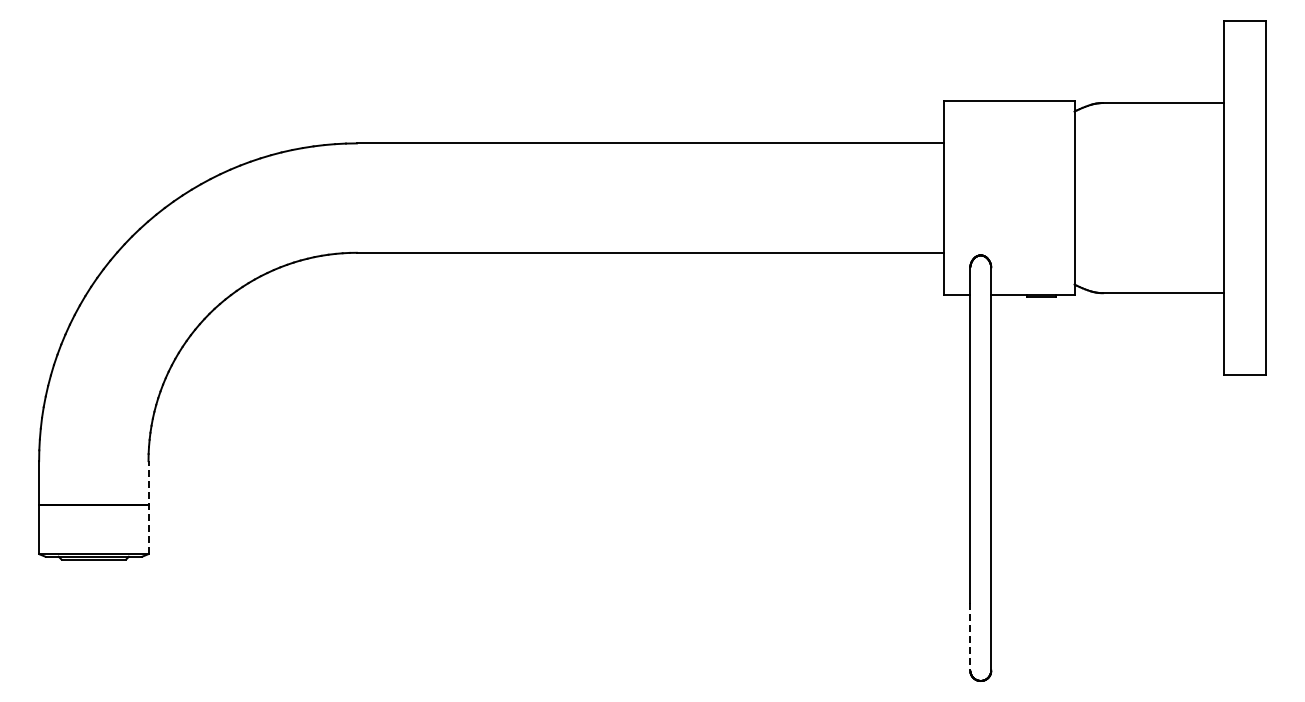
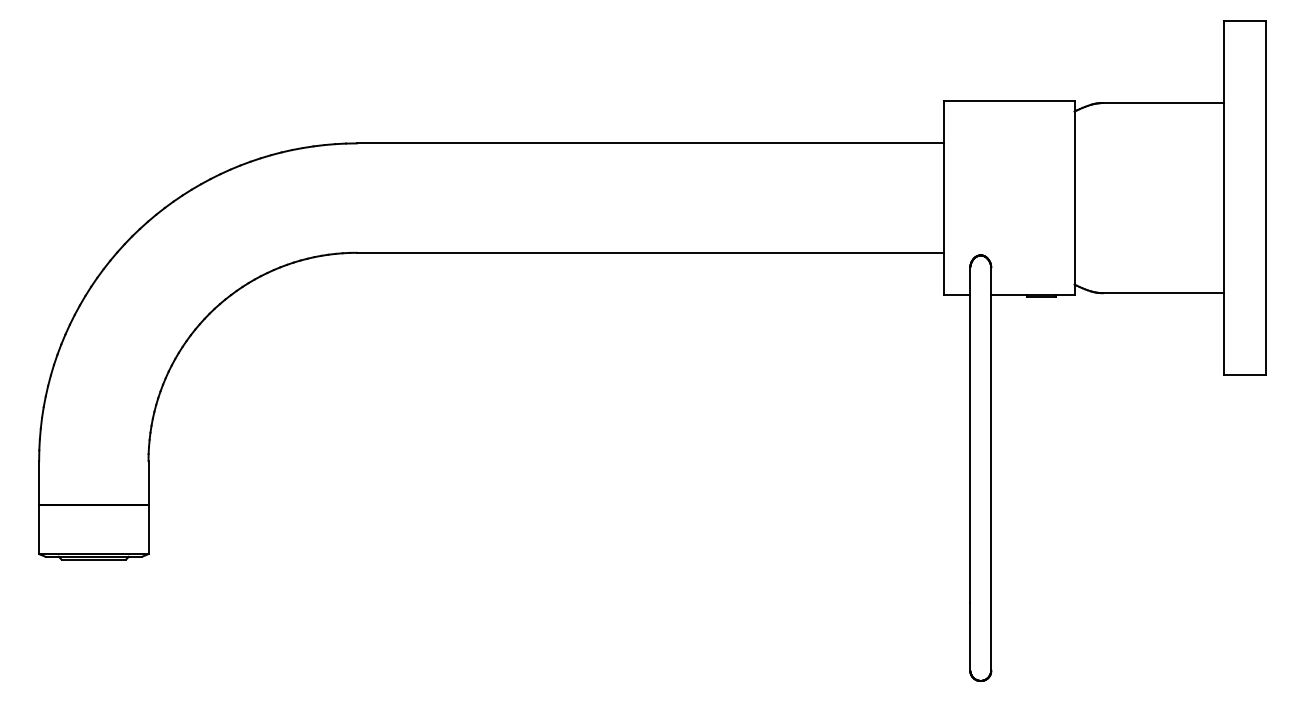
line: dashed -> solid (148, 507)
line: dashed -> solid (970, 636)
